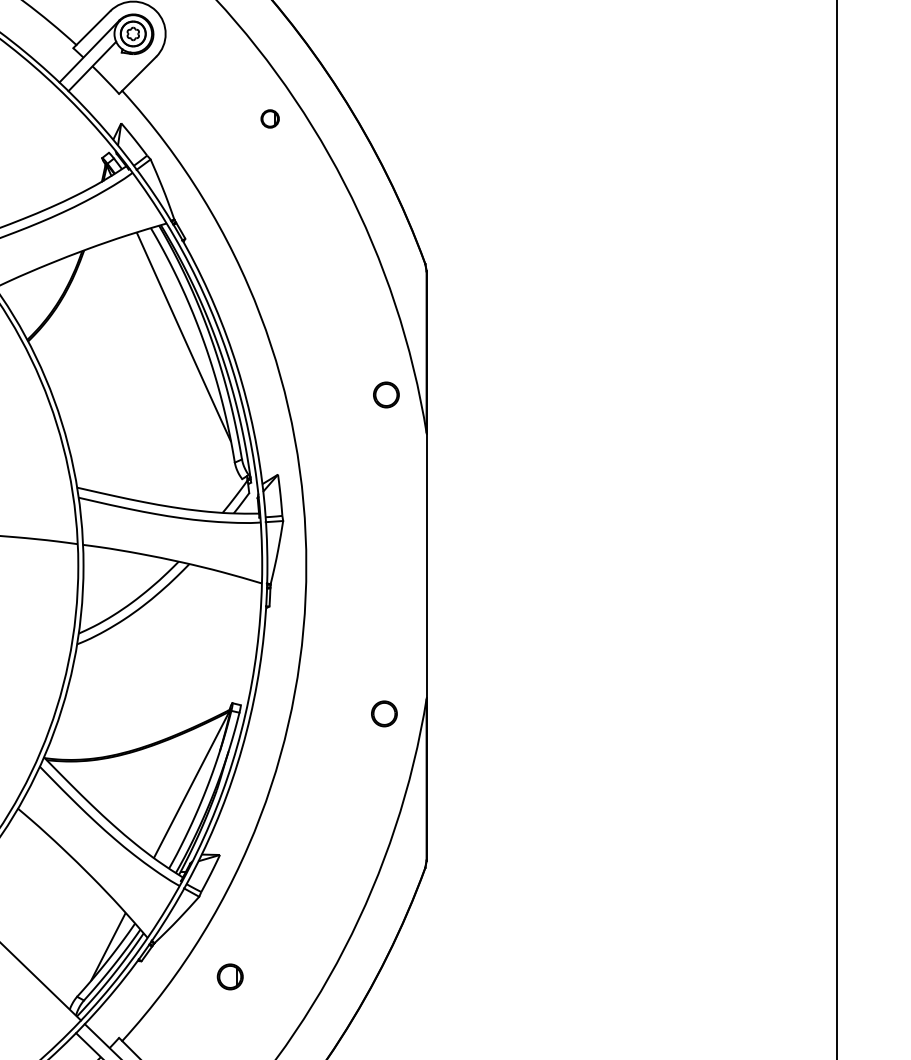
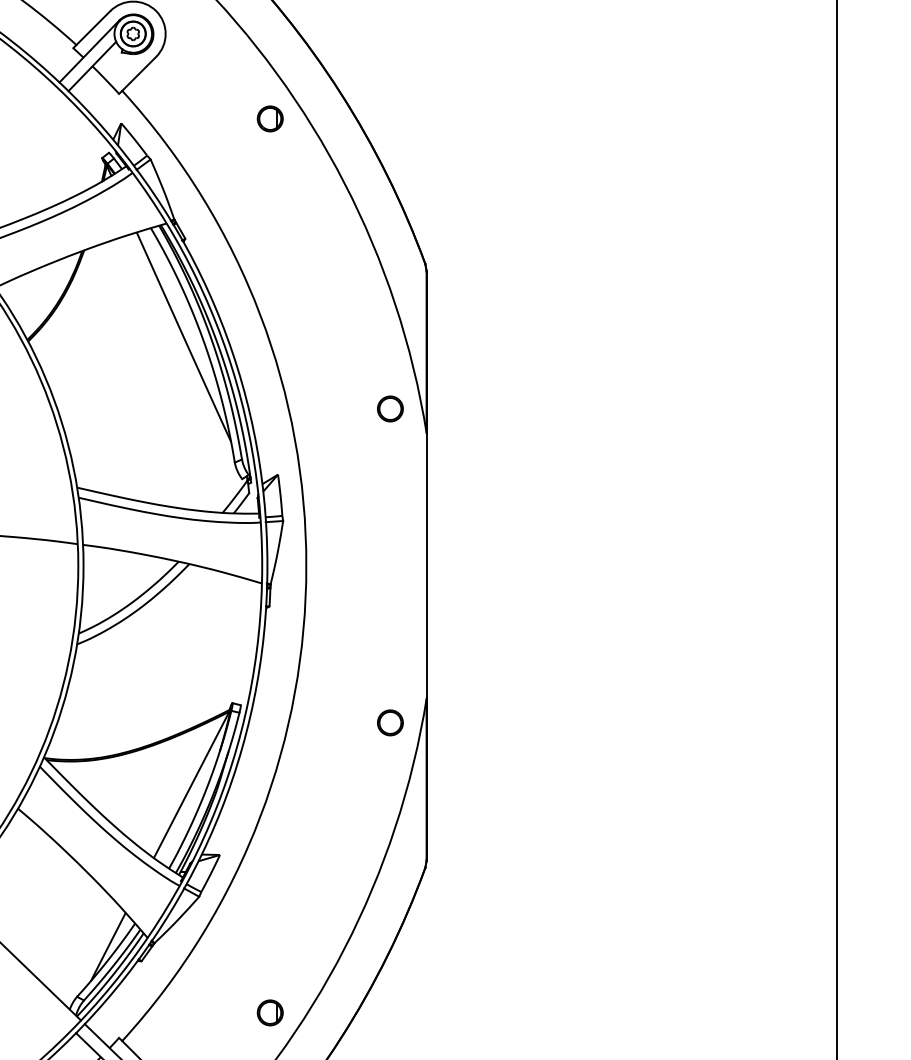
part size: 20x20 px -> 28x28 px (269, 118)
circle position: (386, 394) -> (390, 408) (390, 408)
circle position: (384, 713) -> (390, 722) (390, 722)
part position: (229, 976) -> (269, 1012) (269, 1012)
